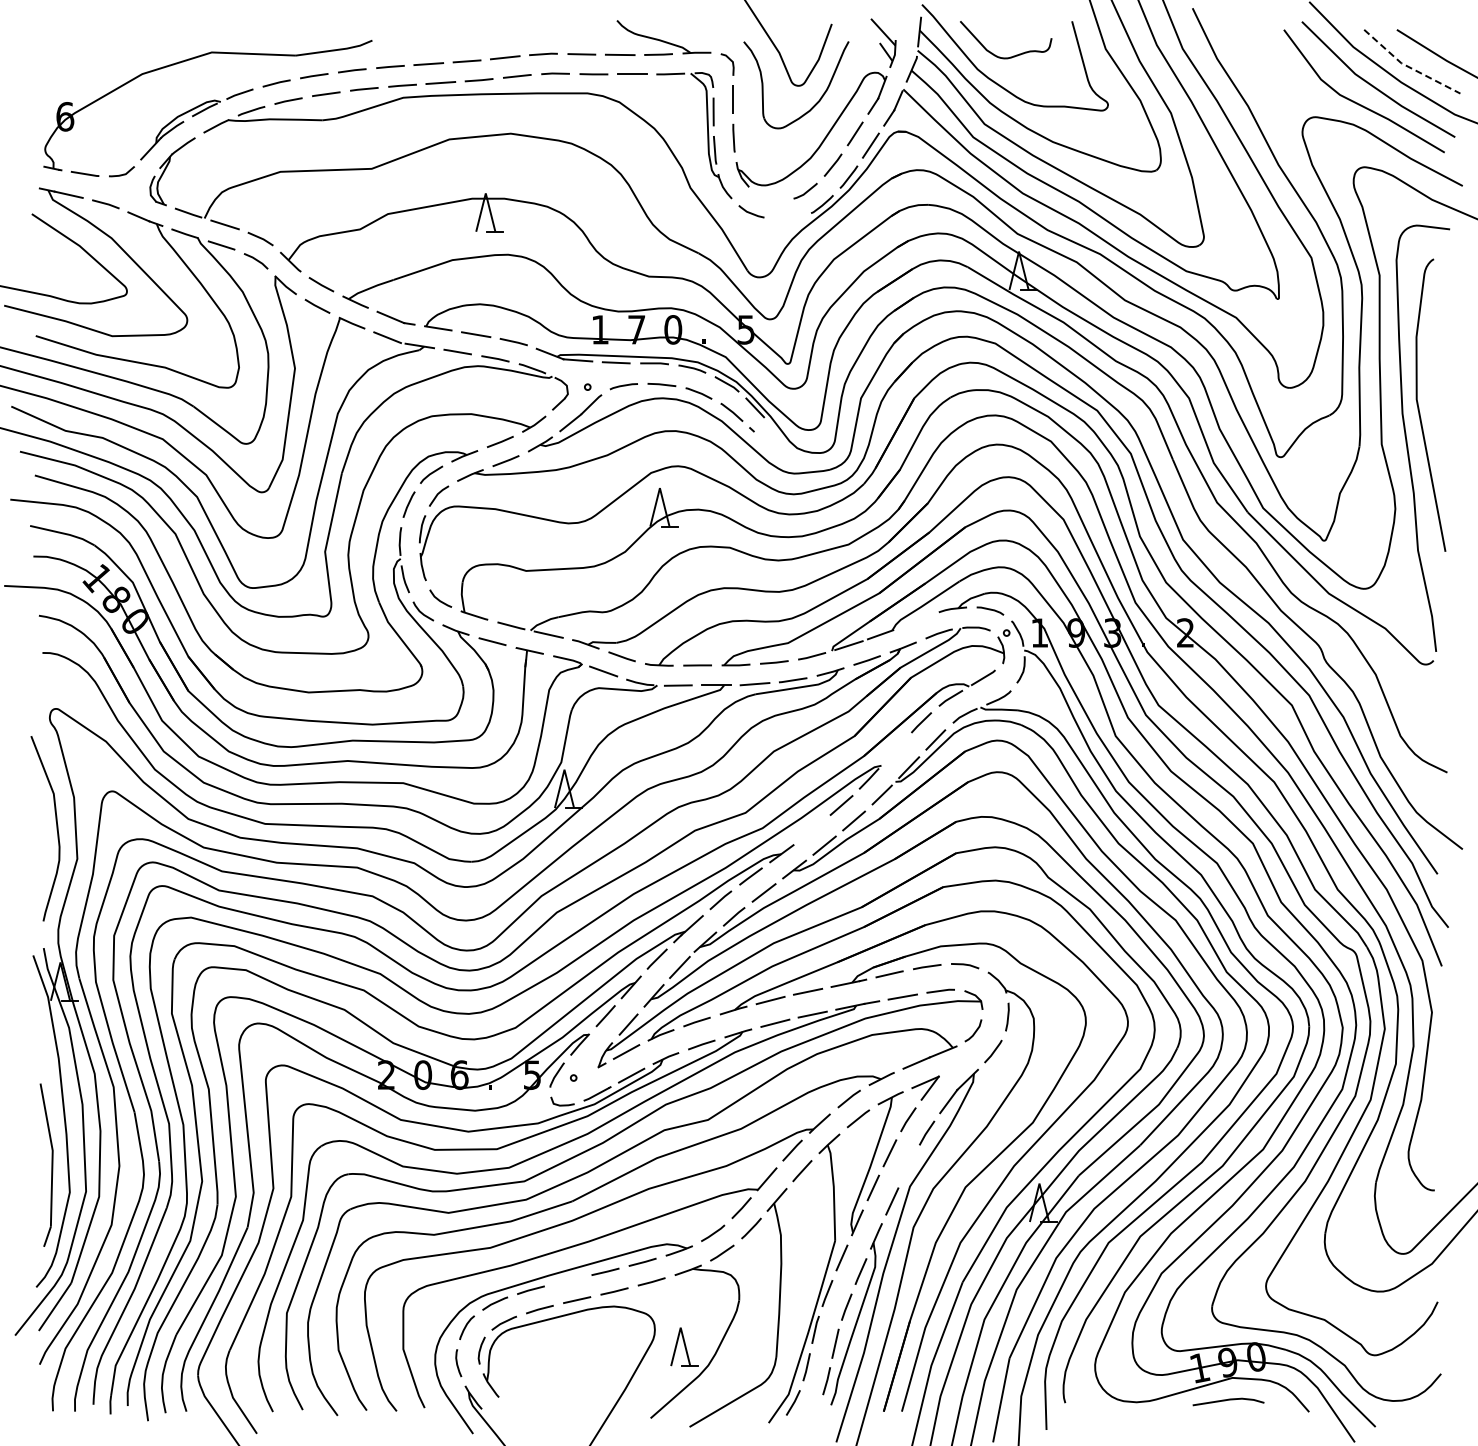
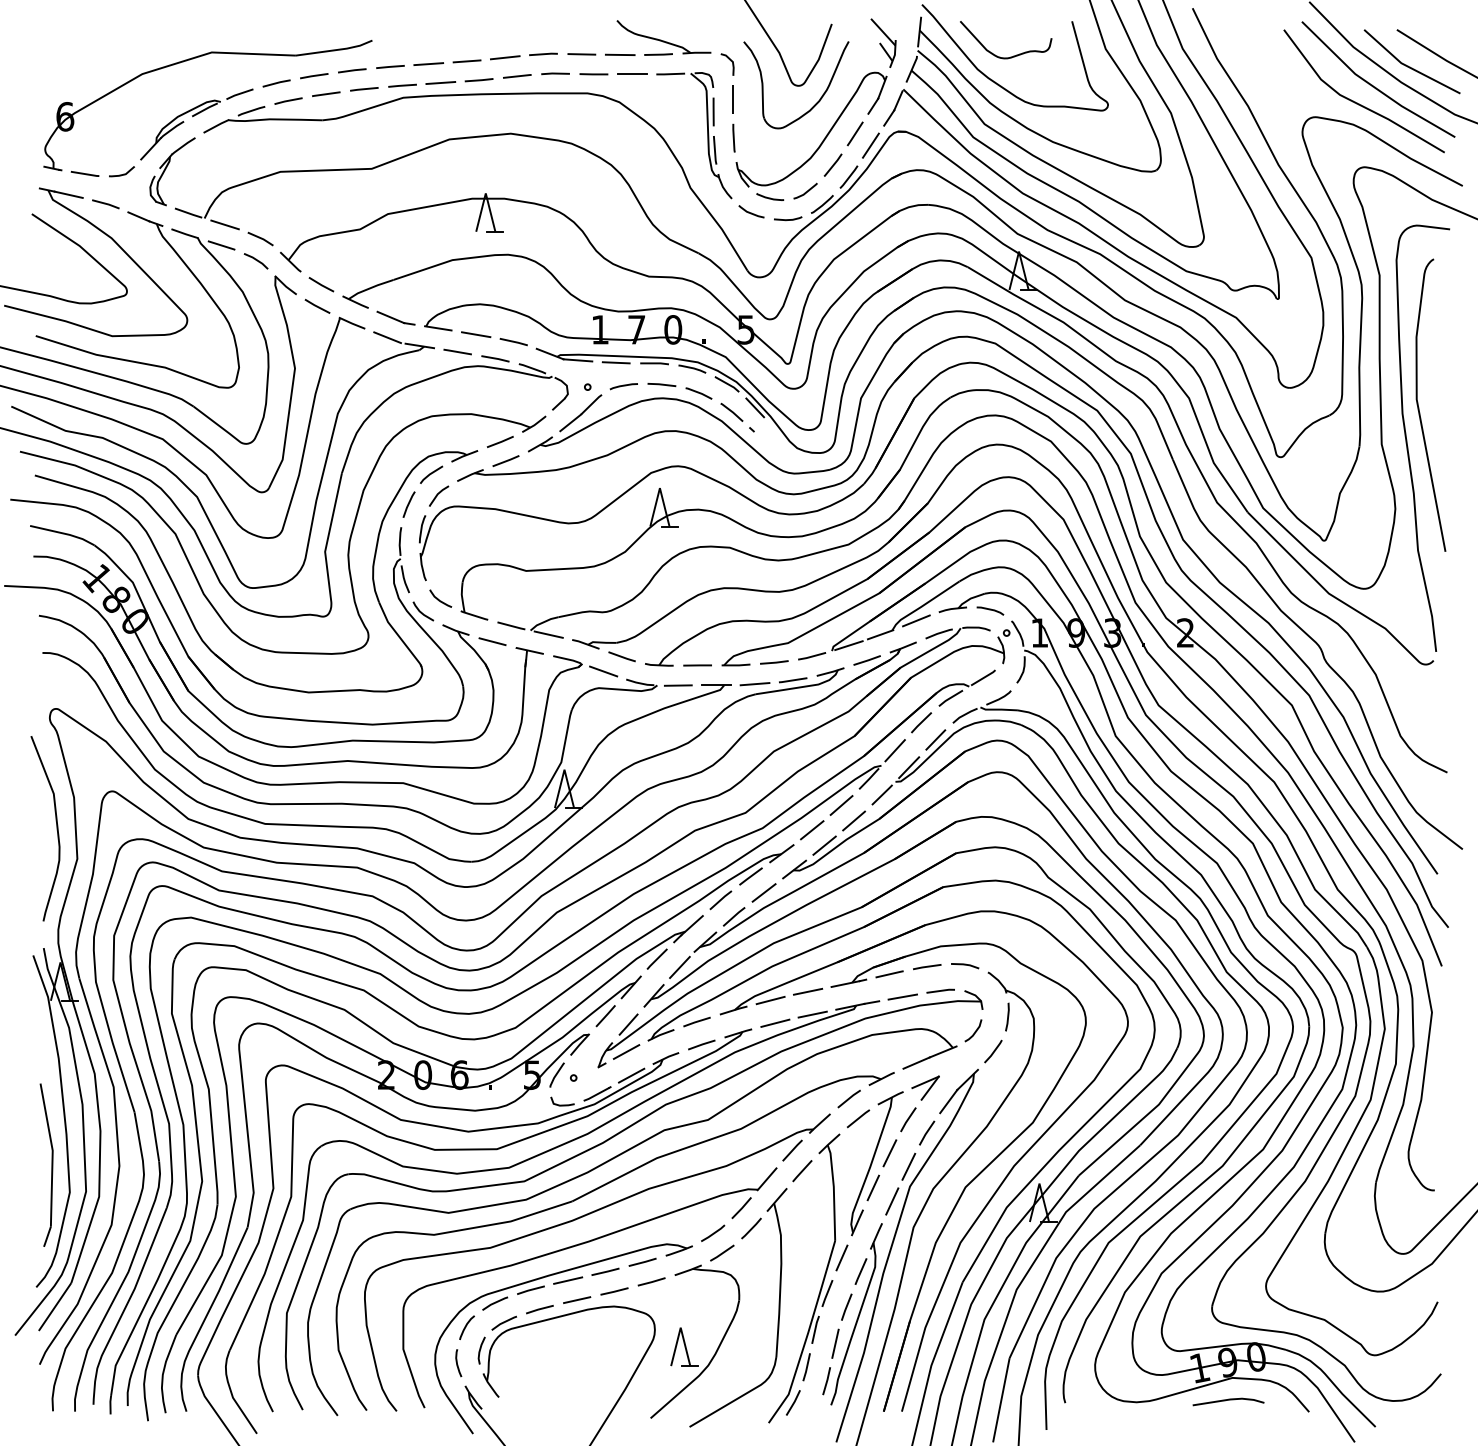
line: dashed -> solid (1408, 66)
curve: none -> present (770, 197)
line: none -> present (788, 219)
line: none -> present (916, 620)
line: none -> present (894, 750)
line: none -> present (812, 830)
line: none -> present (908, 1166)
line: none -> present (568, 1280)
